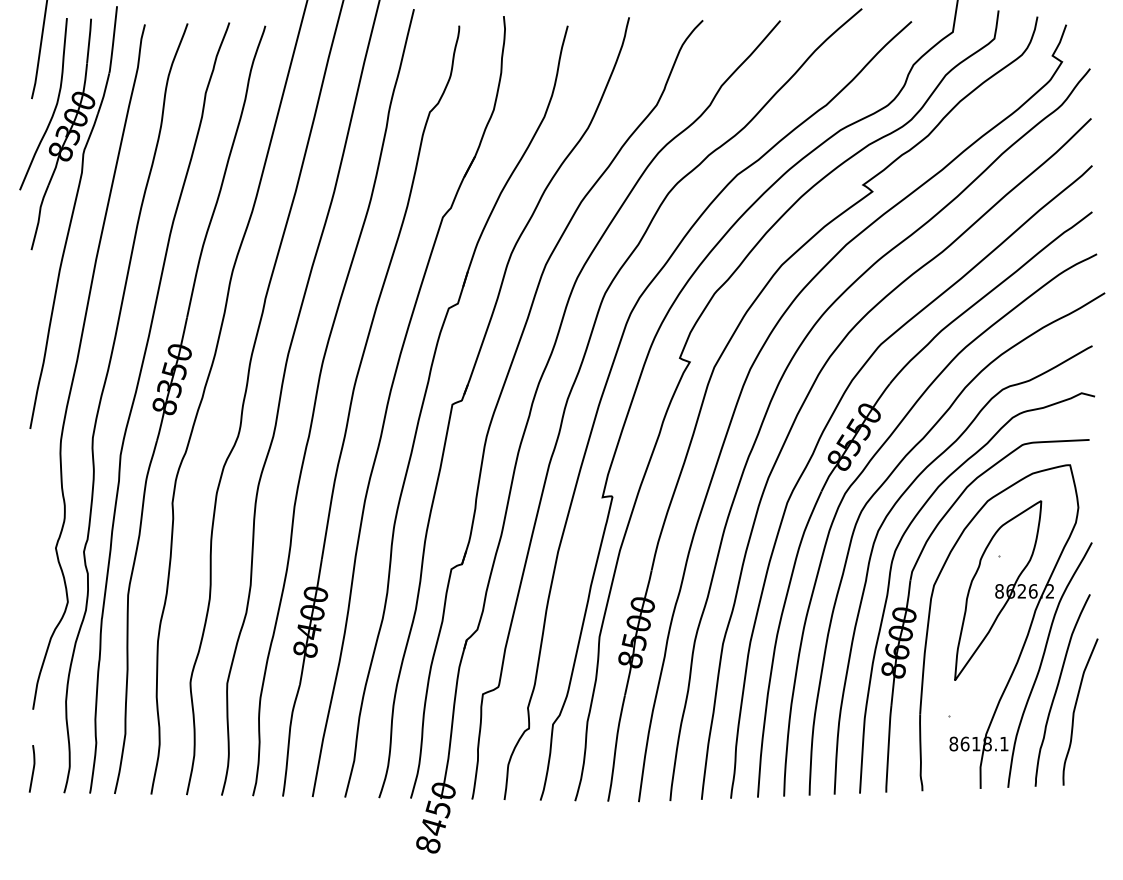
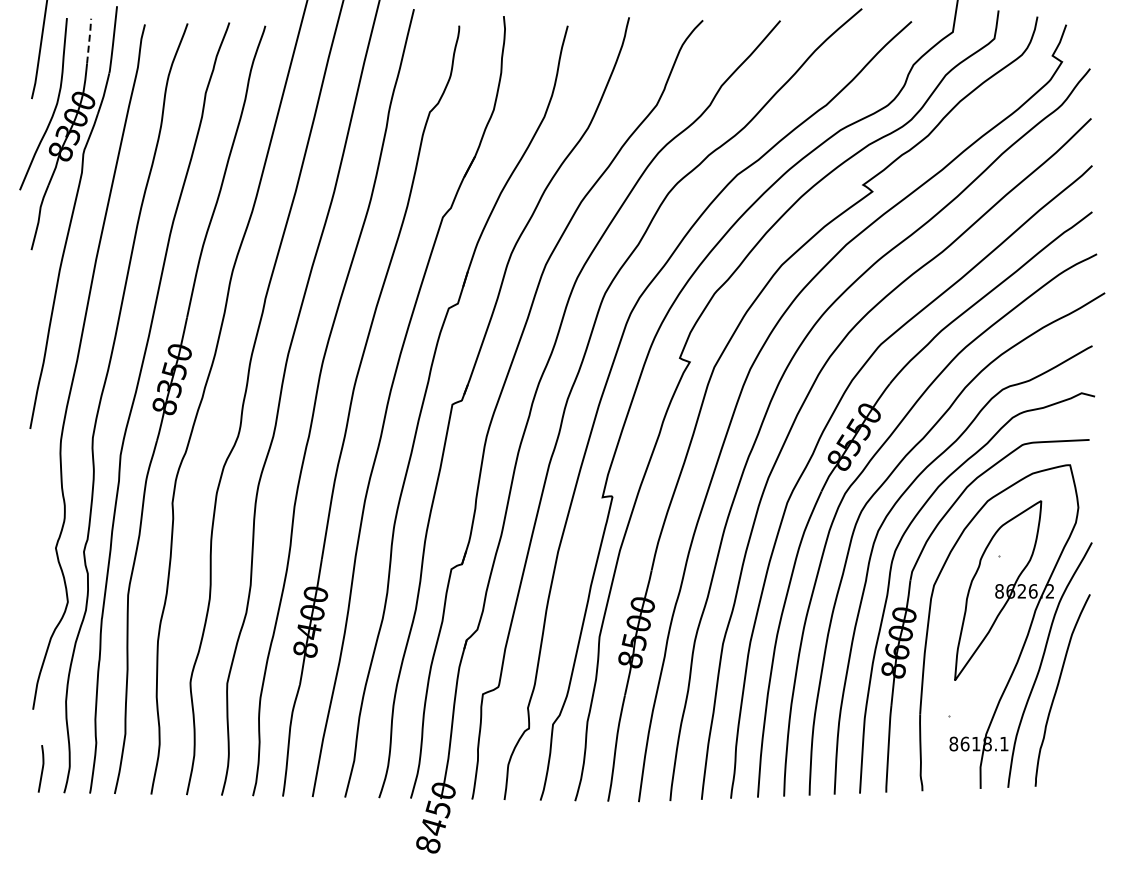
line: solid -> dashed (89, 40)
curve: present -> none (1075, 710)
curve position: (32, 768) -> (41, 768) (41, 768)
